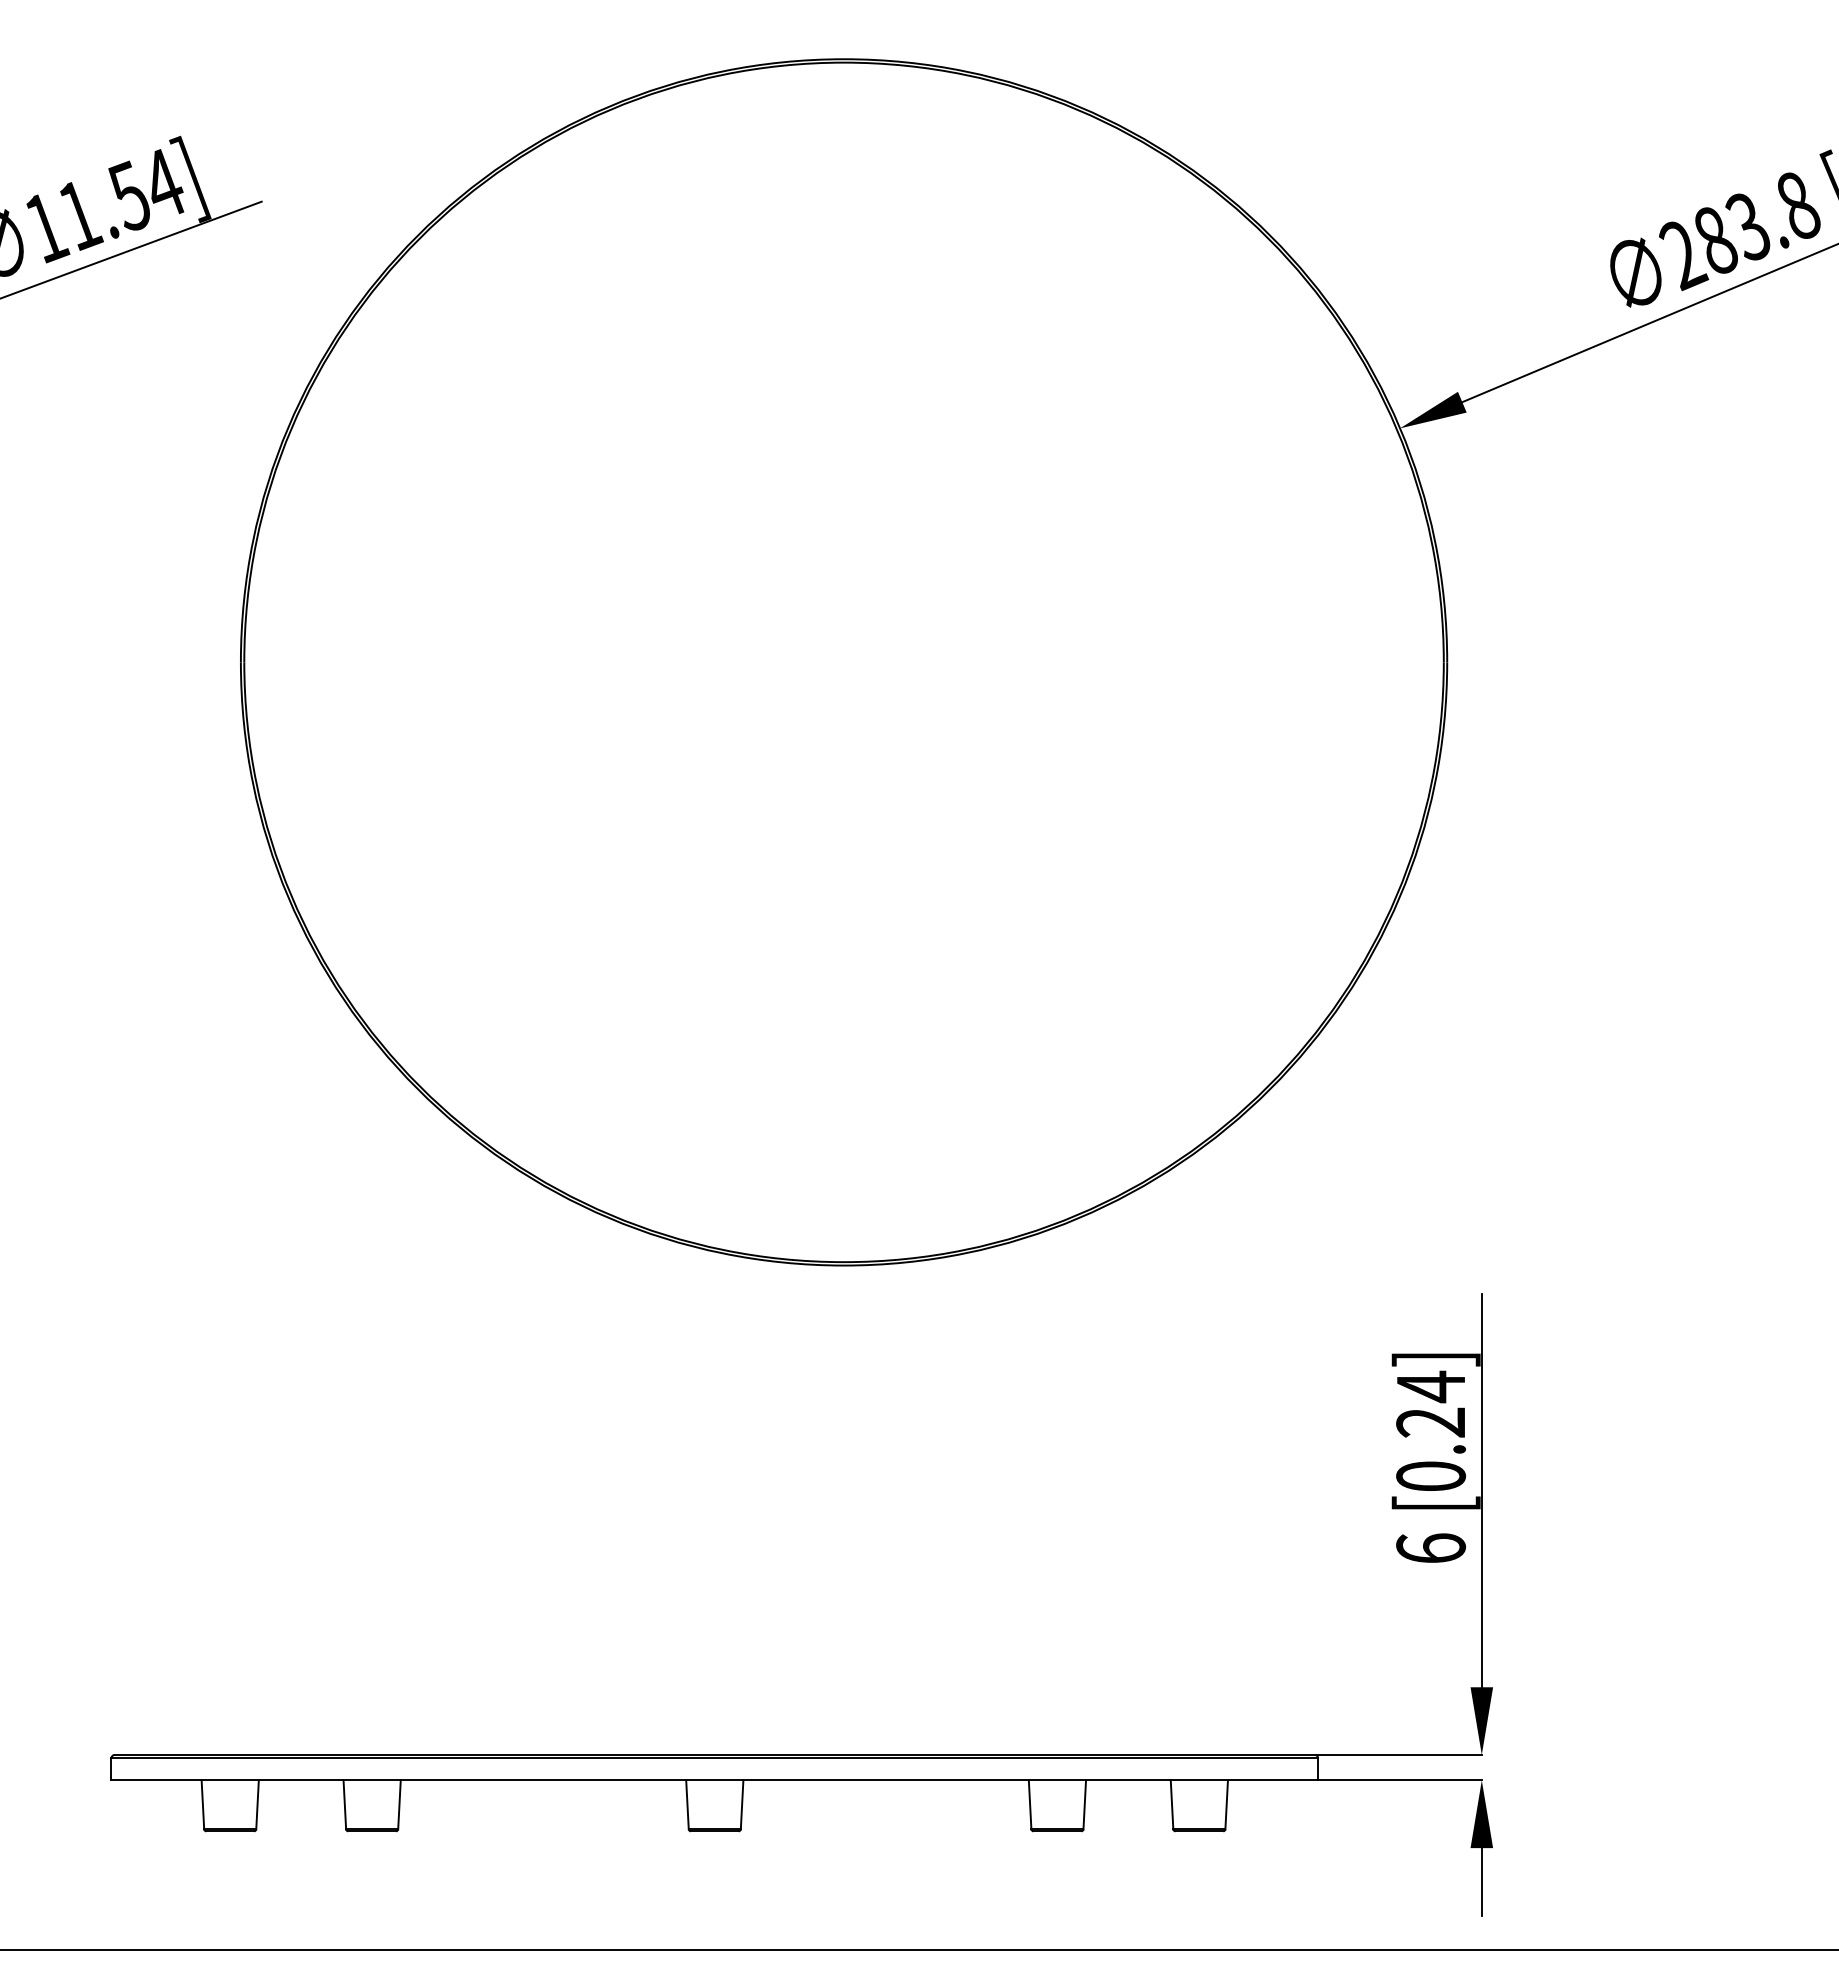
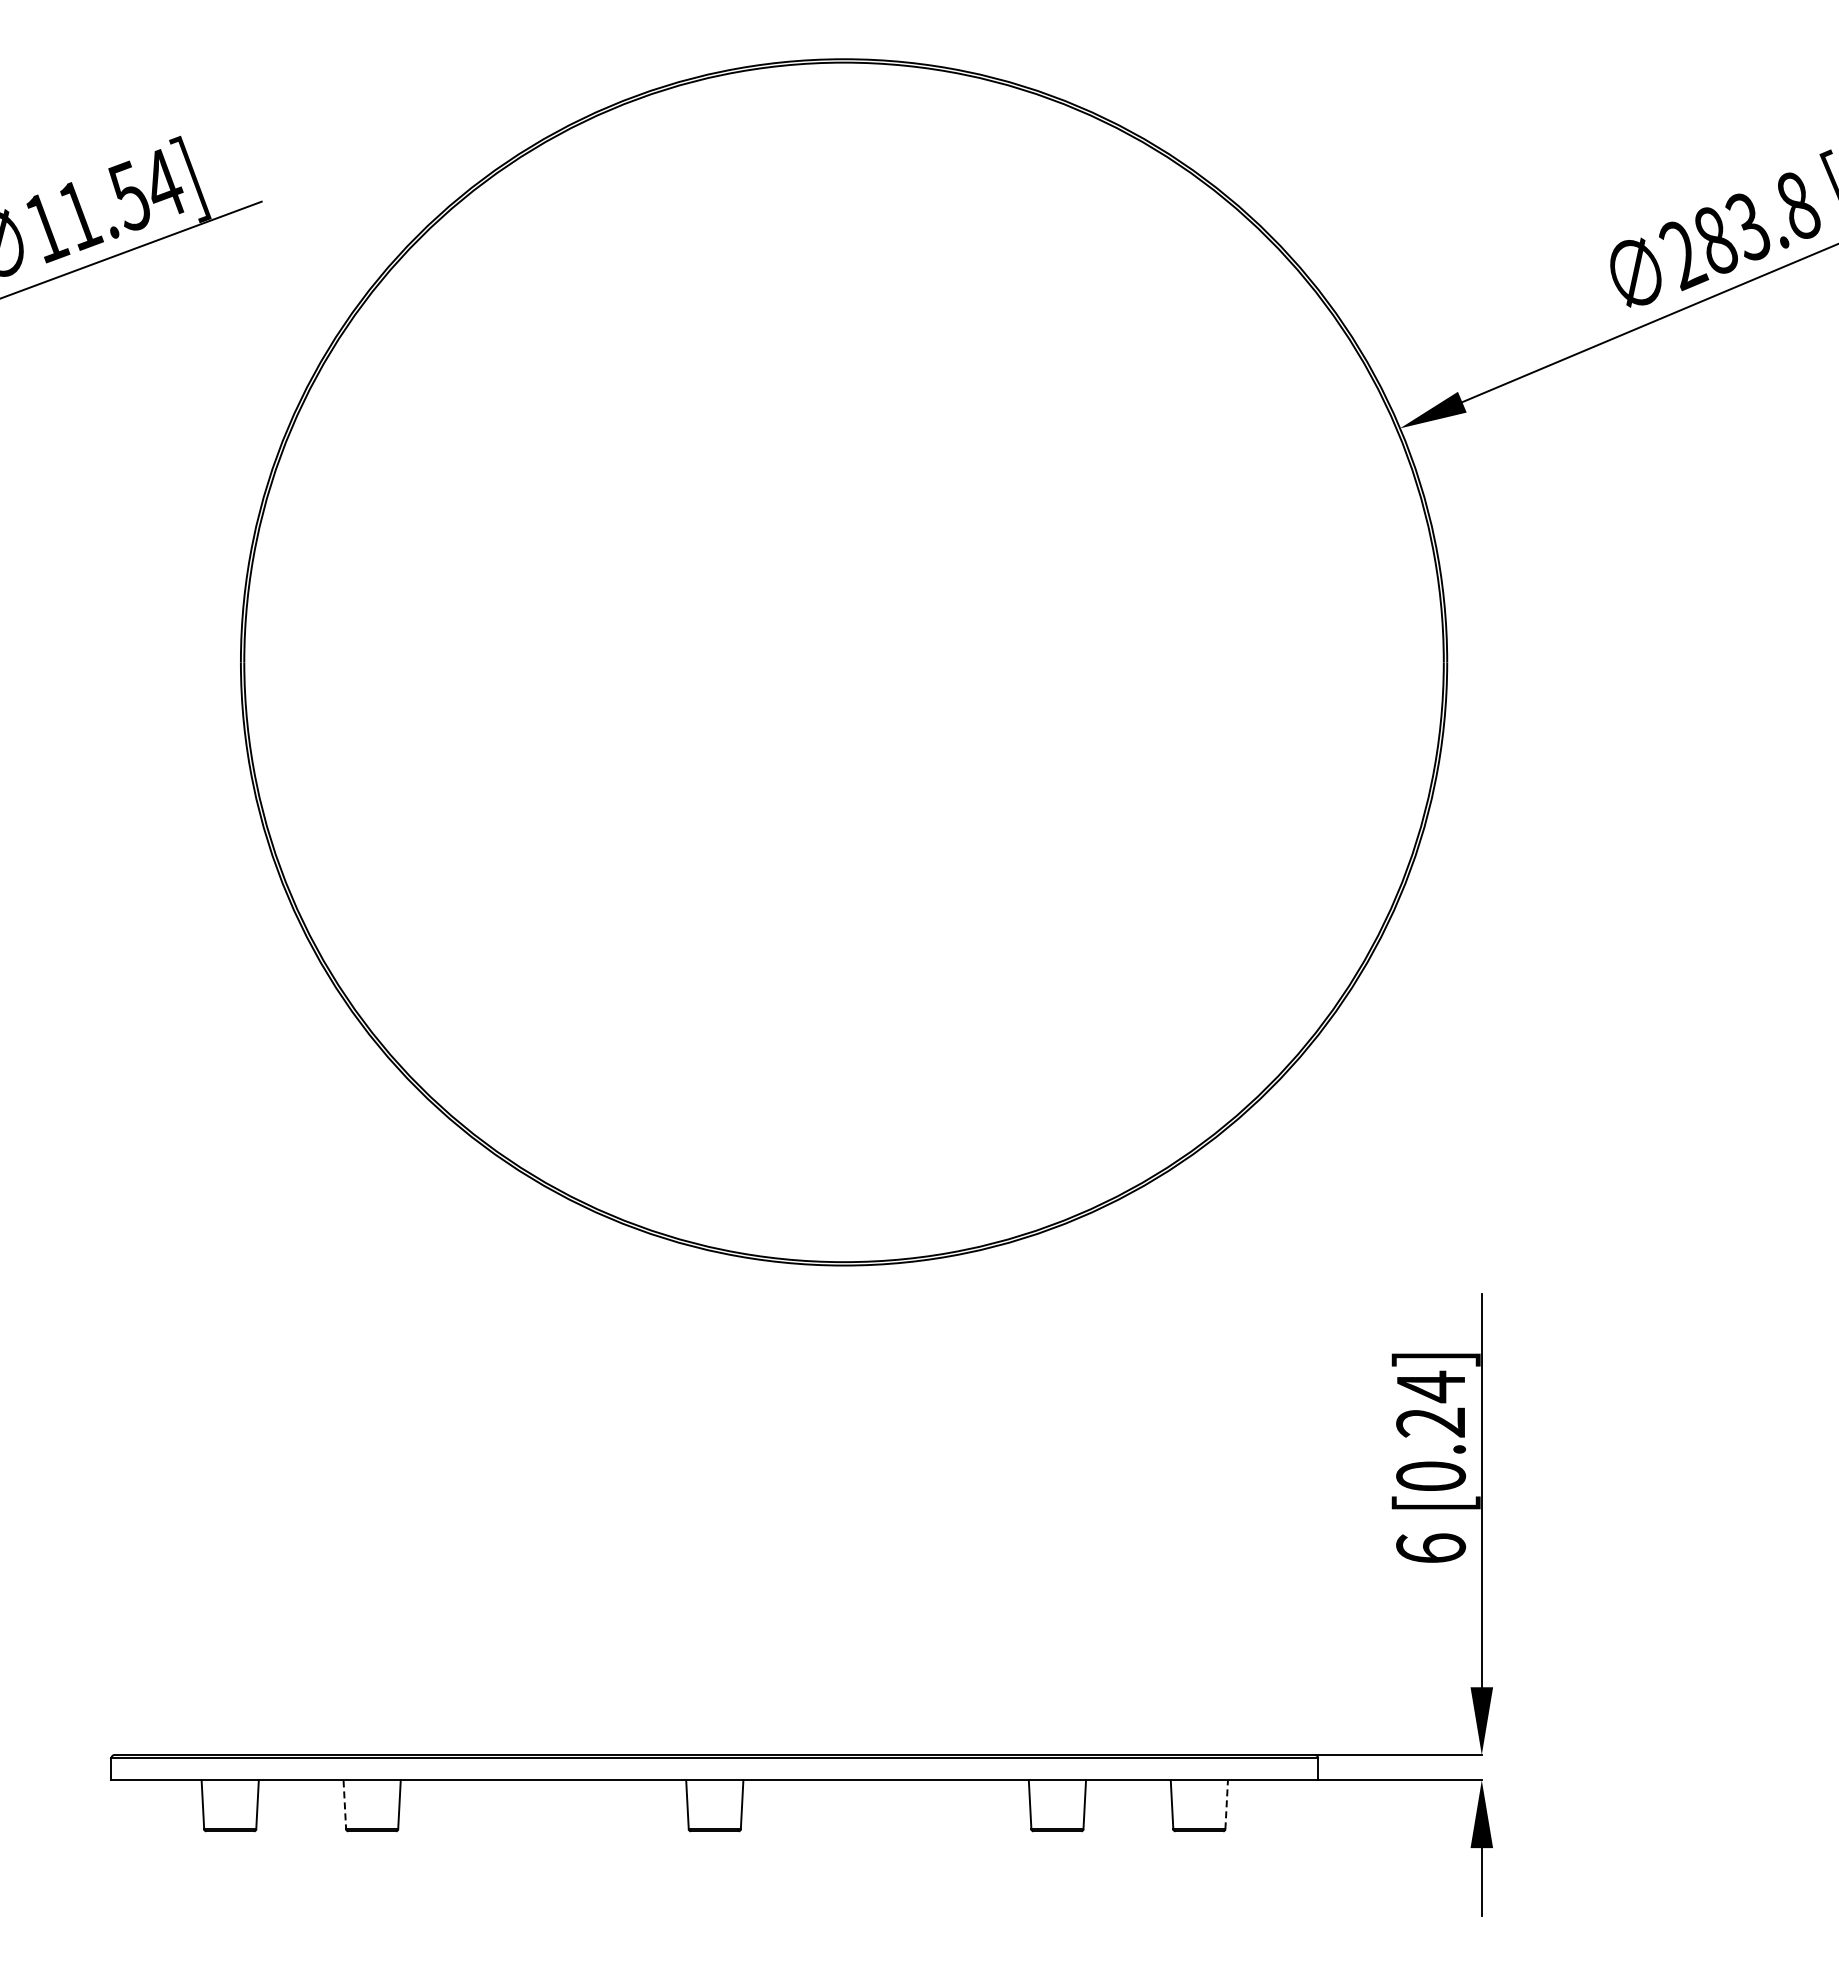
line: solid -> dashed (1226, 1804)
line: solid -> dashed (344, 1805)
line: present -> none (918, 1950)
